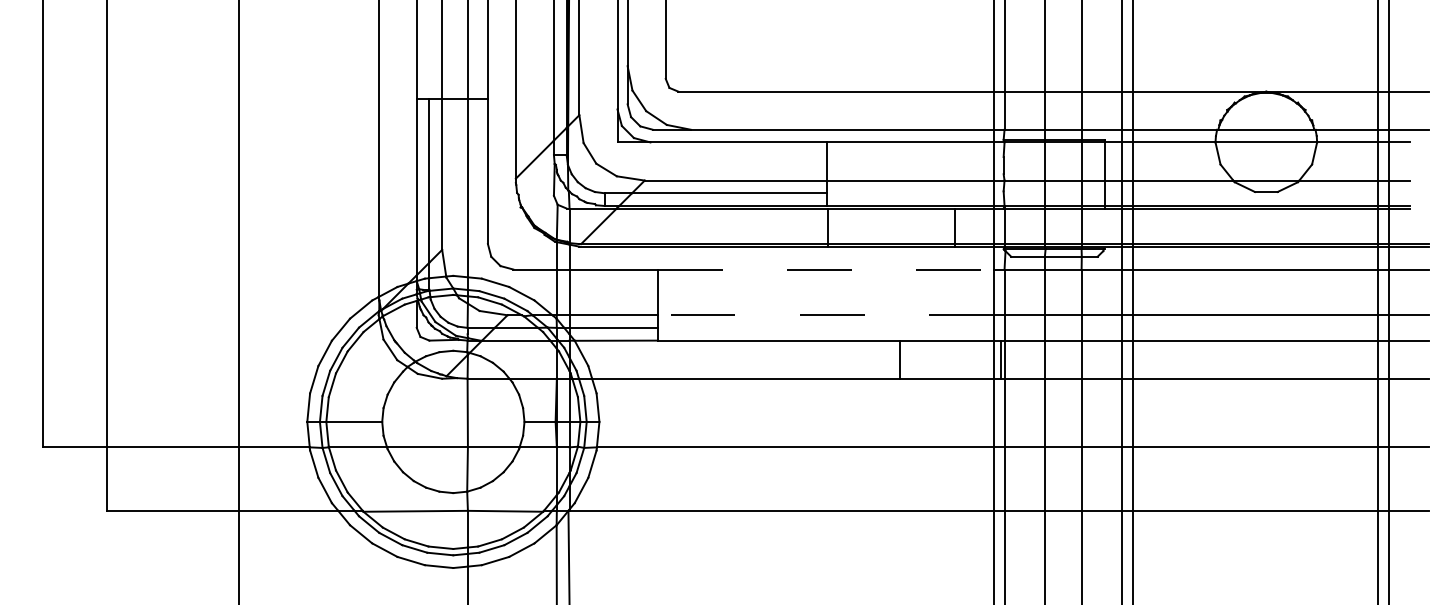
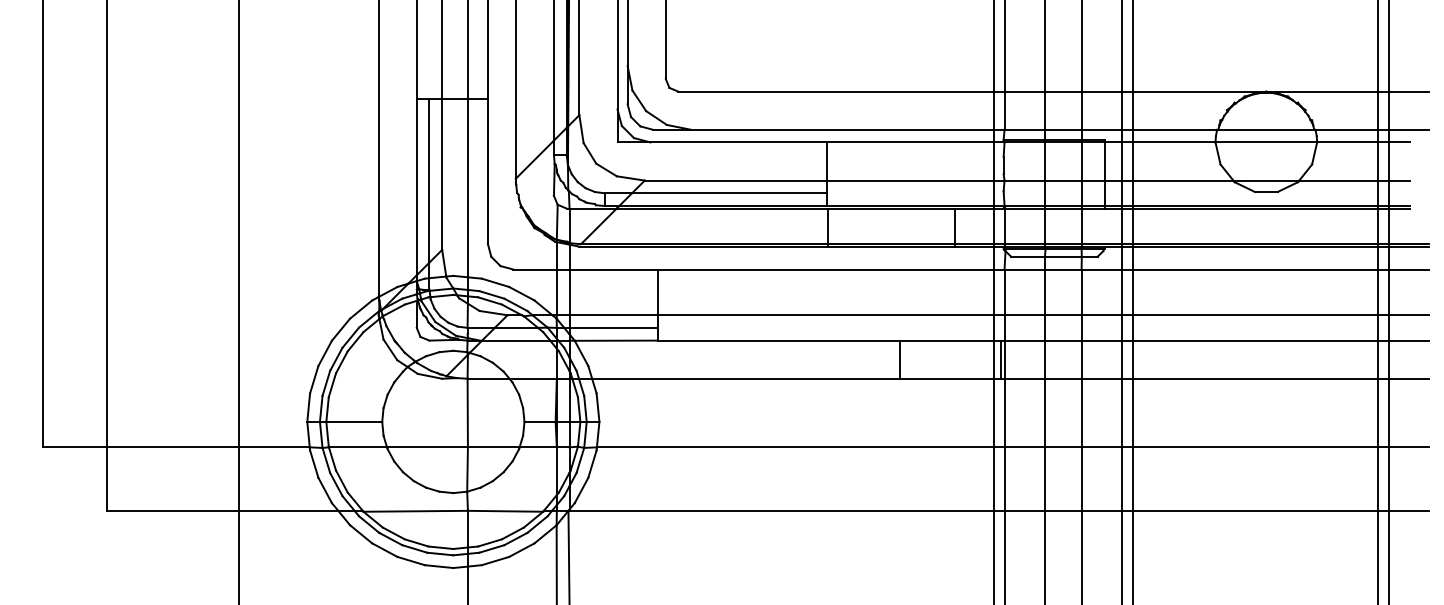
line: dashed -> solid (825, 269)
line: dashed -> solid (825, 315)
